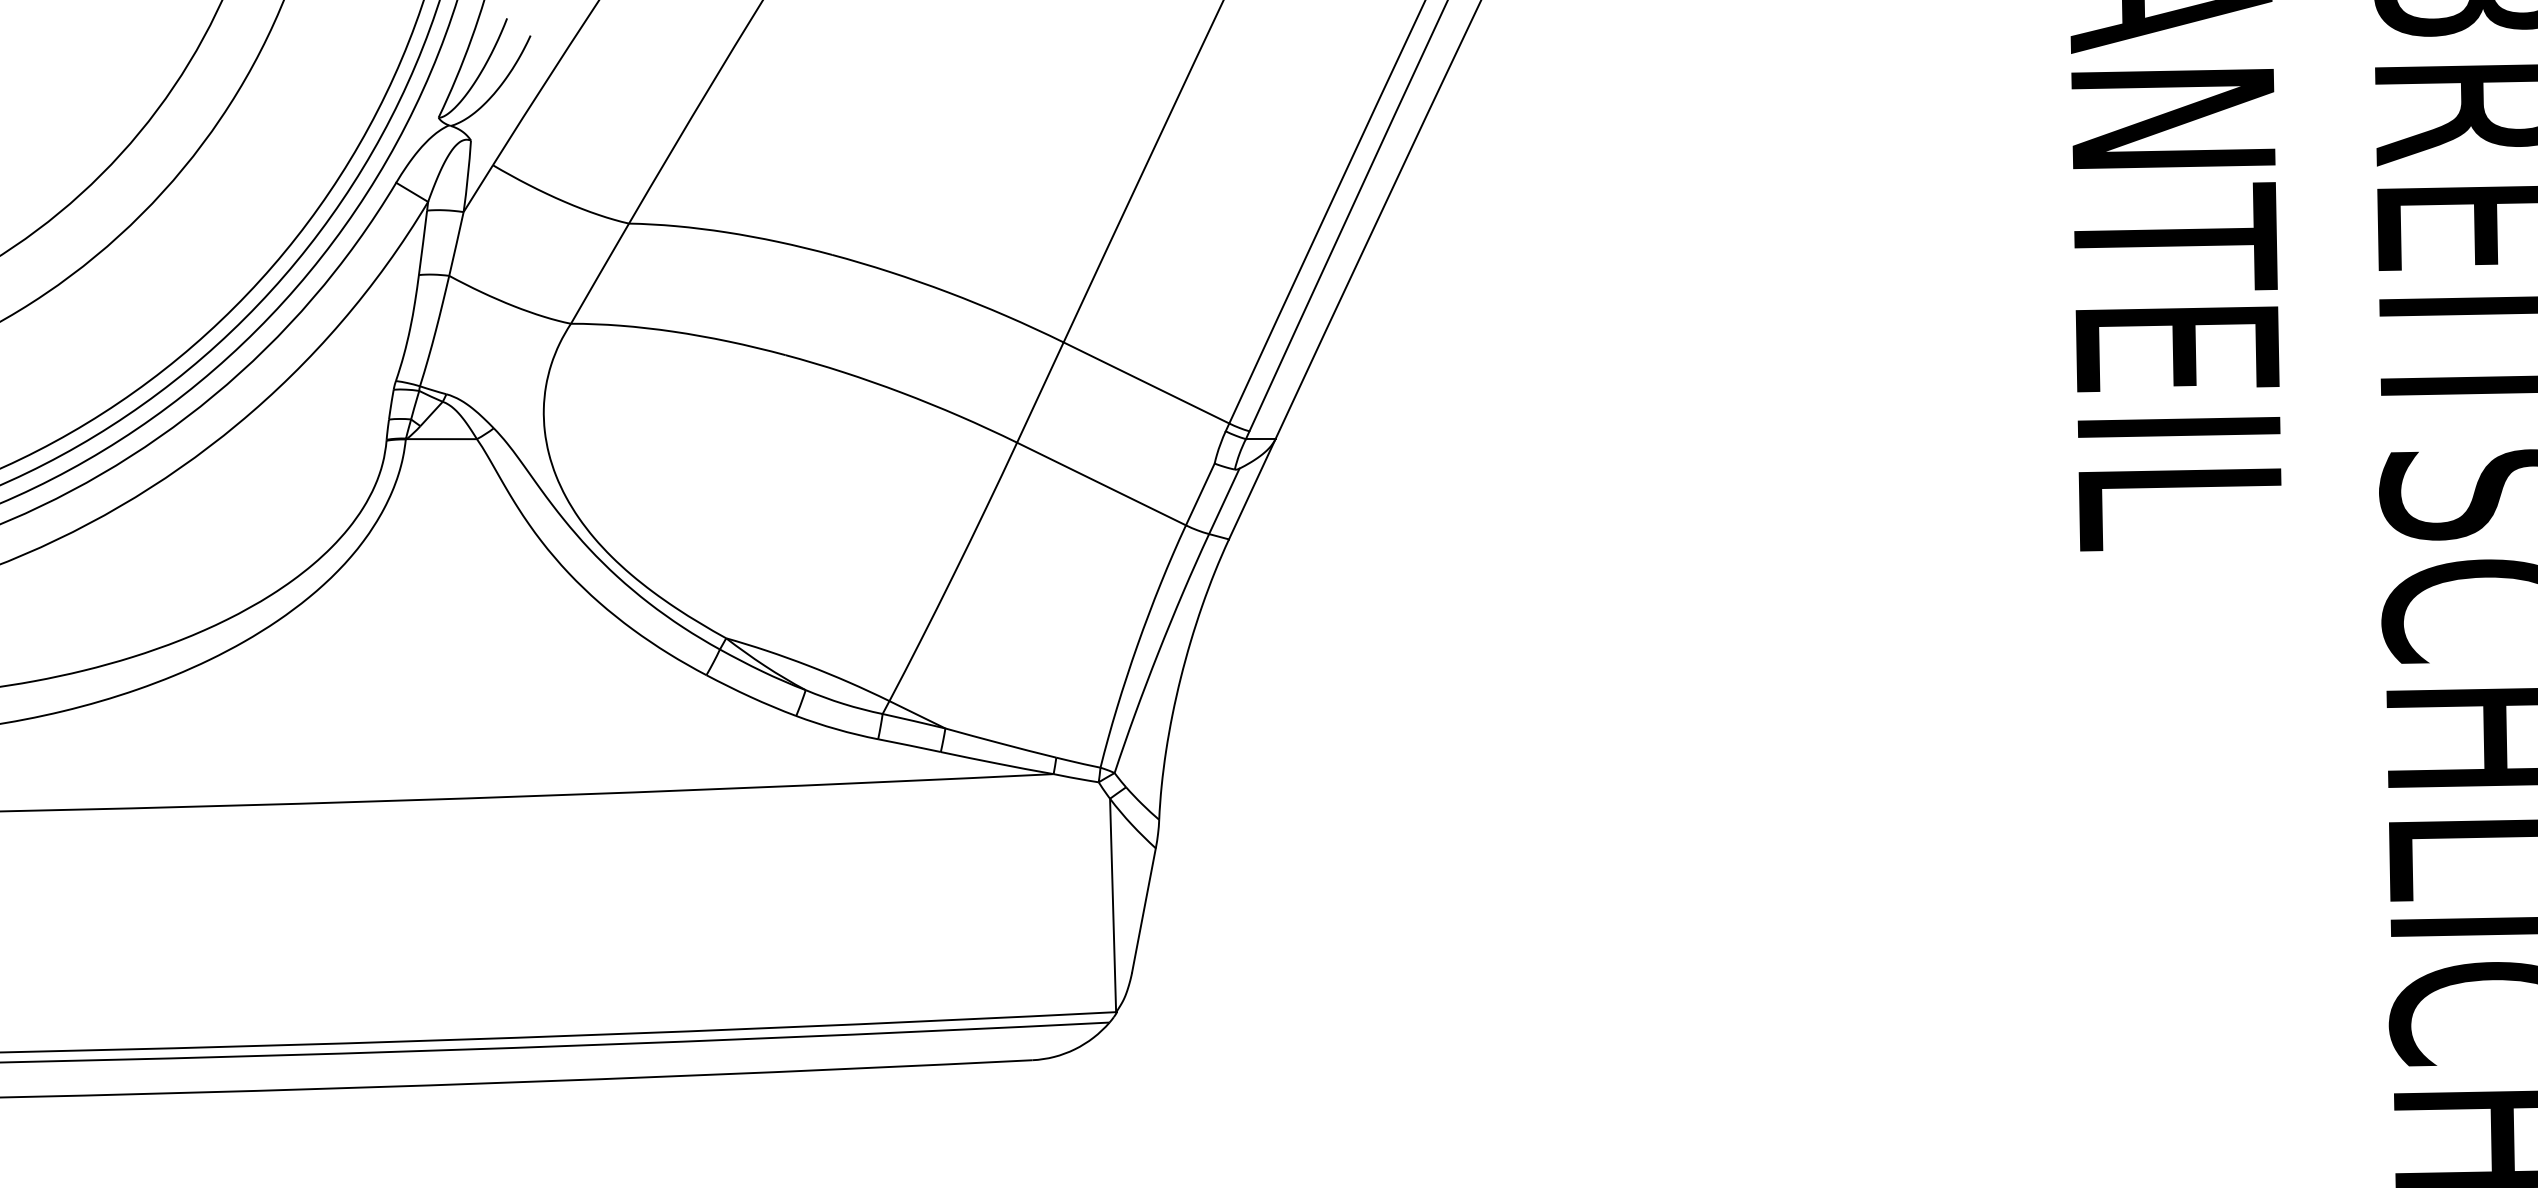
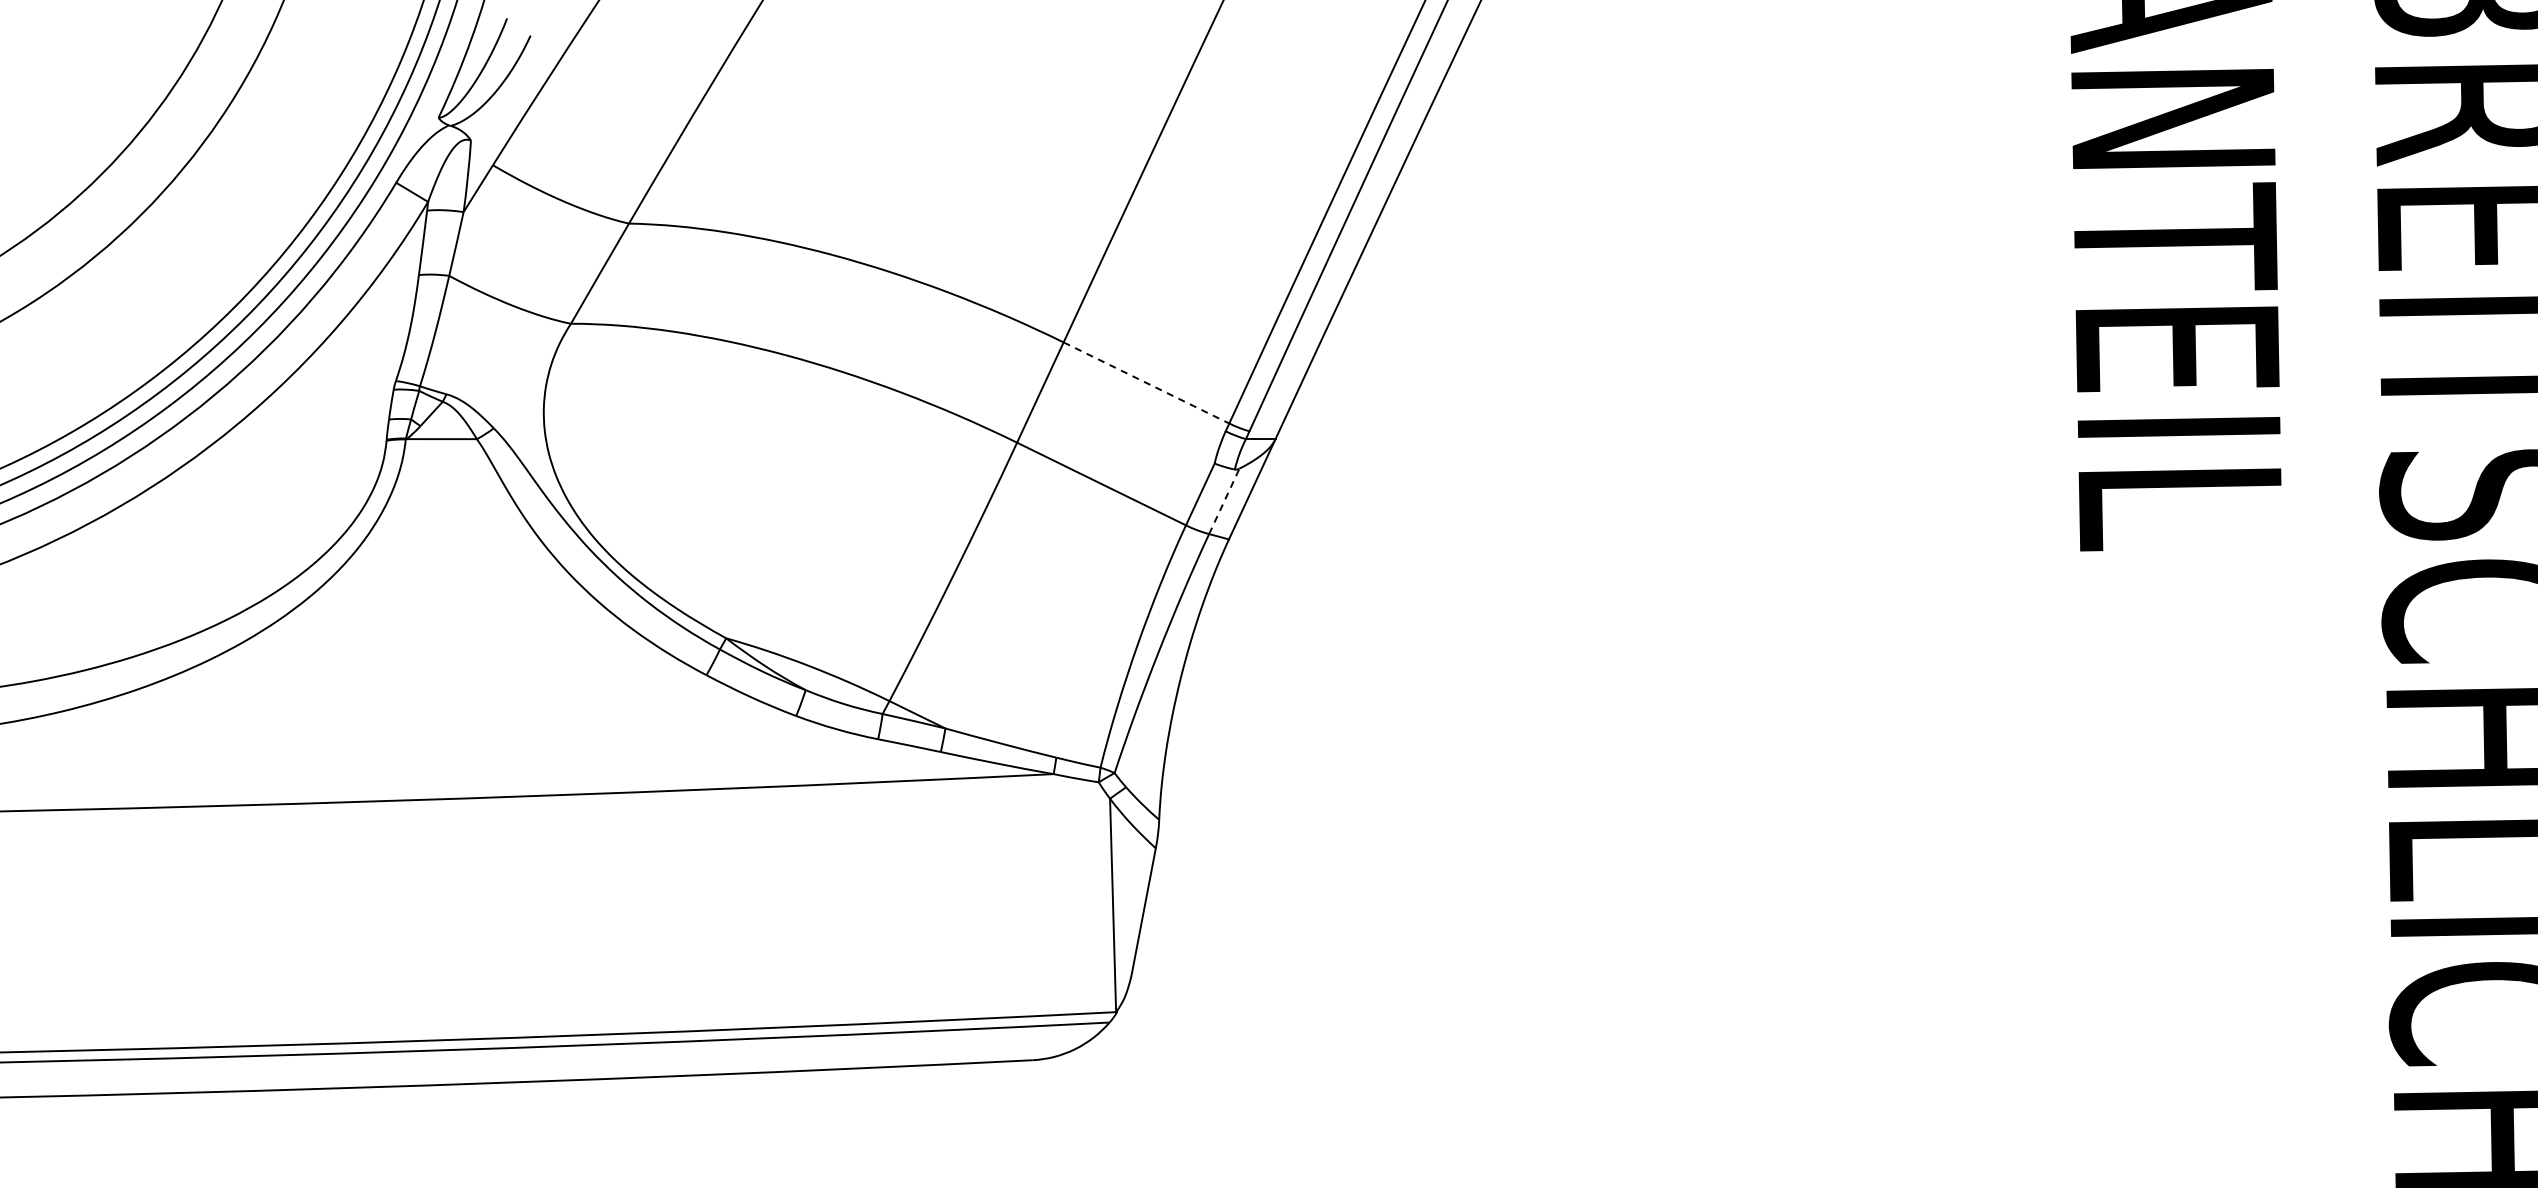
line: solid -> dashed (1146, 383)
line: solid -> dashed (1224, 500)
